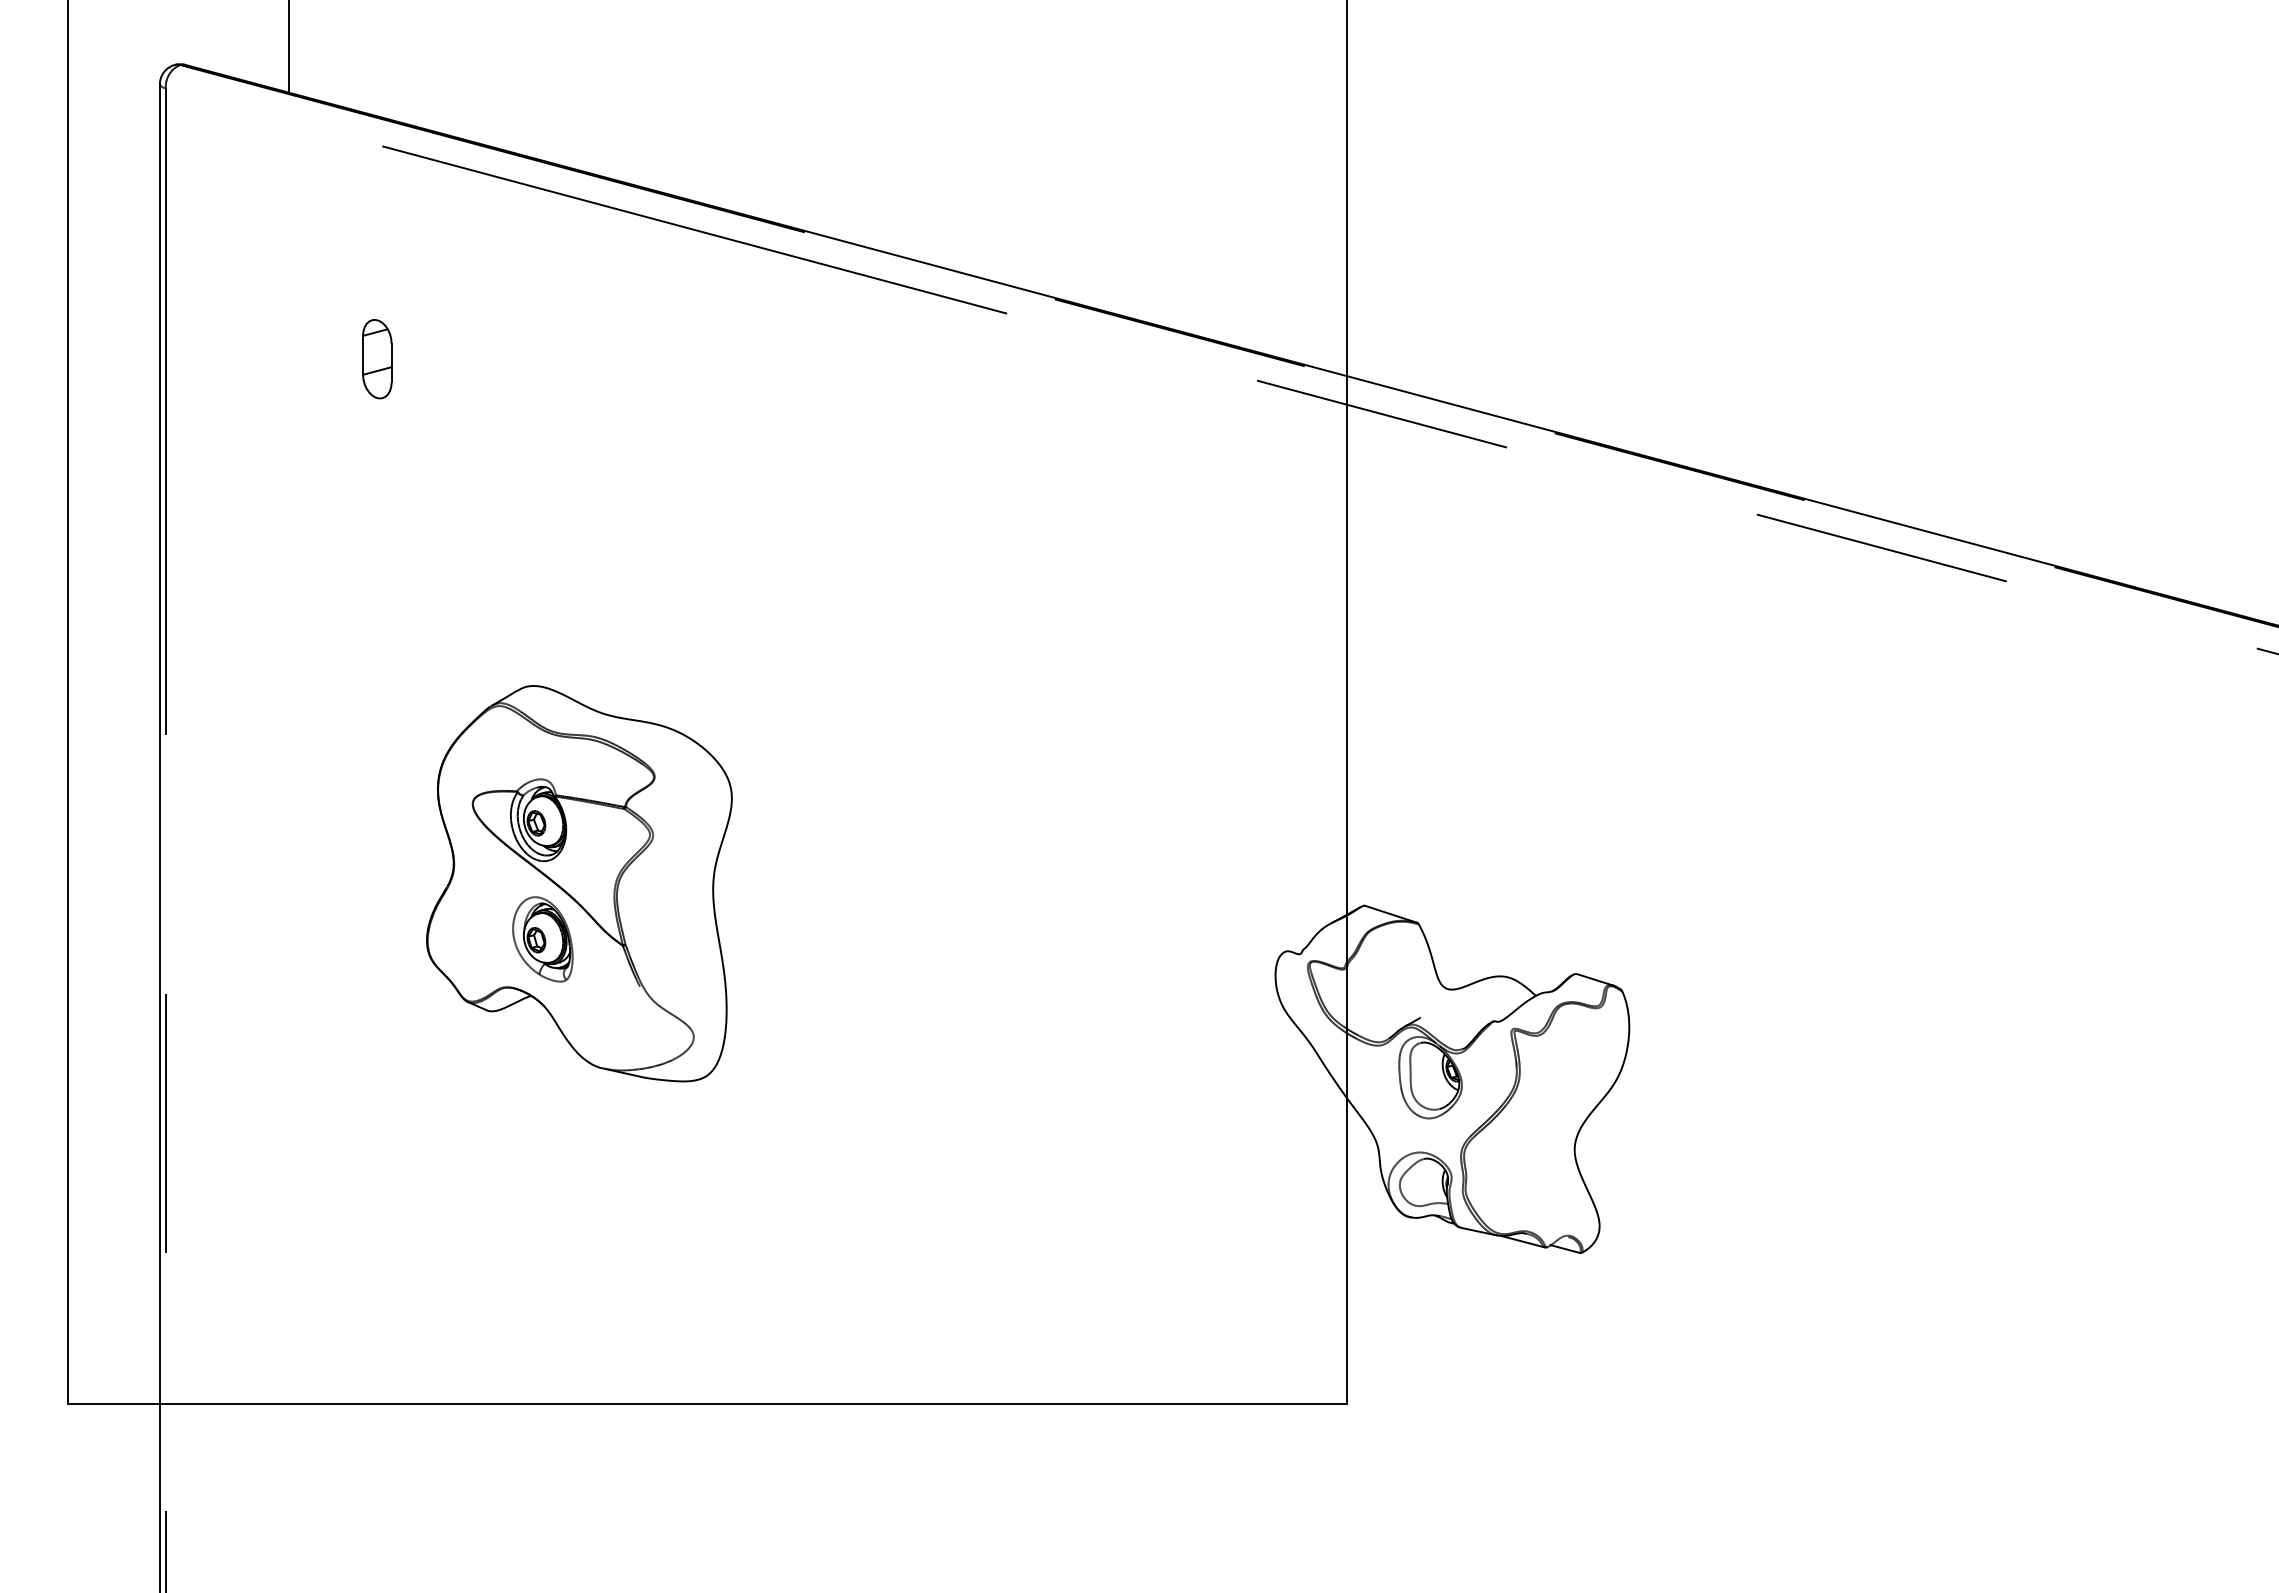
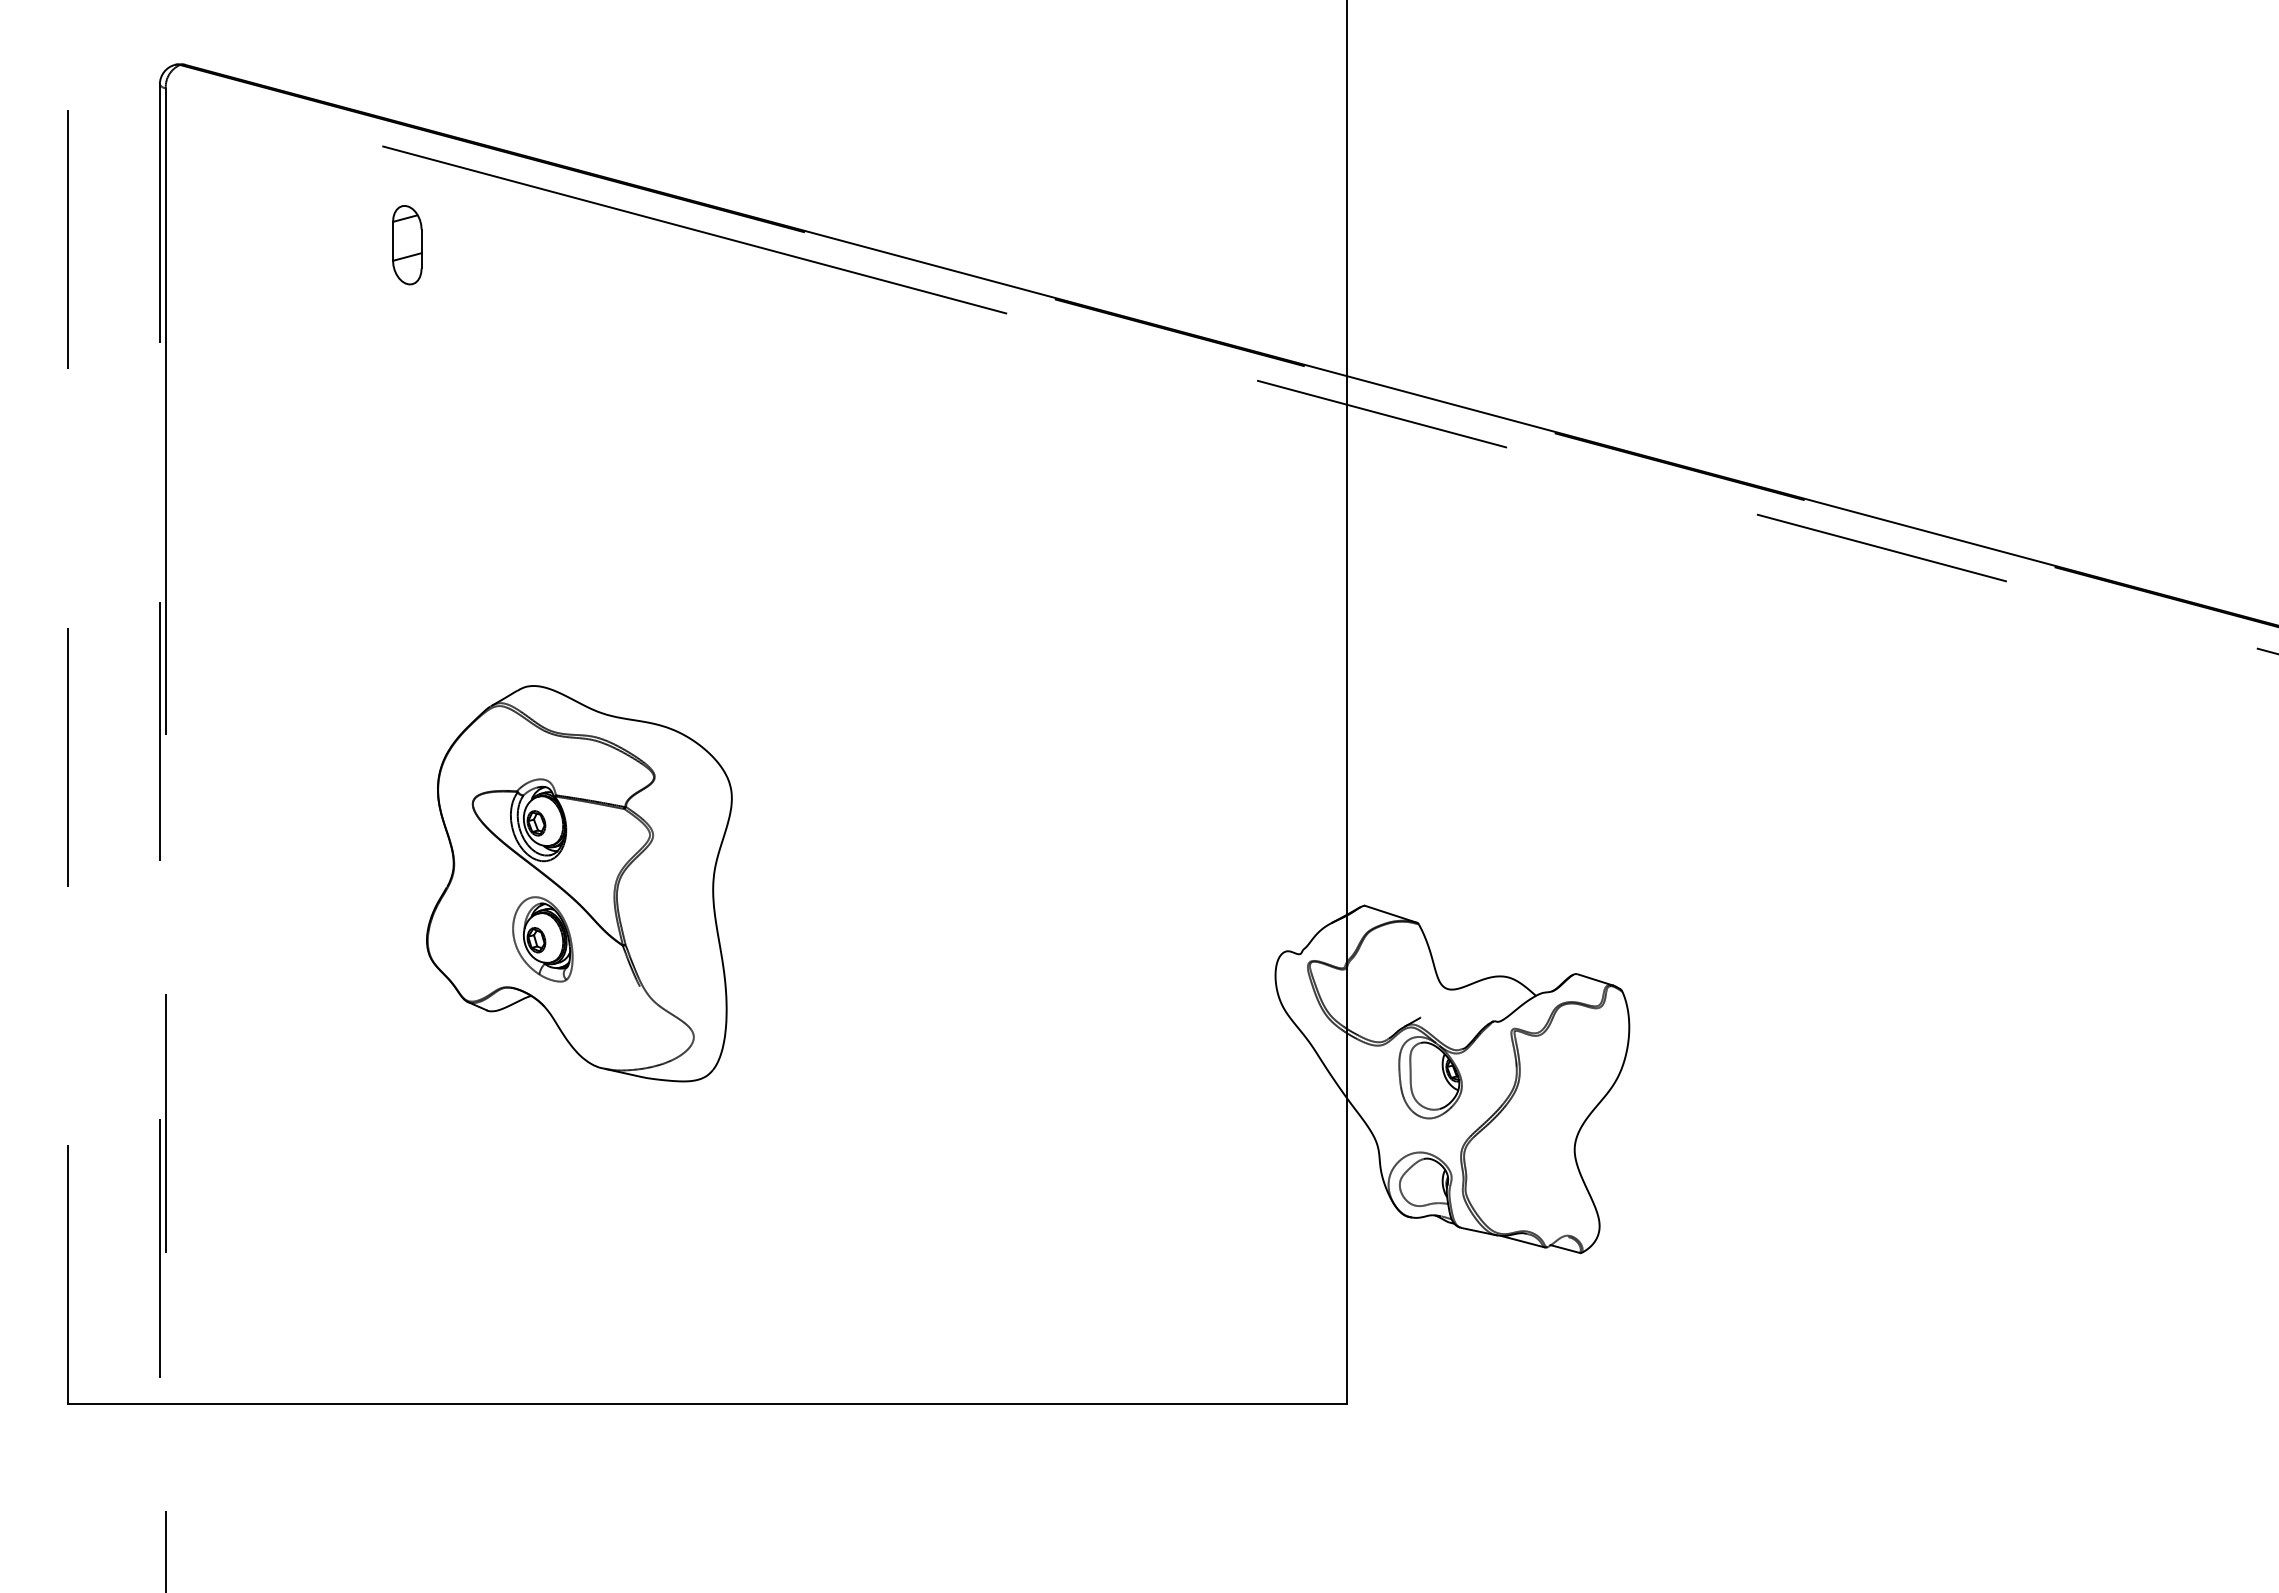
line: present -> none (288, 47)
part position: (377, 359) -> (407, 245) (407, 245)
line: solid -> dashed (68, 702)
line: solid -> dashed (159, 838)
